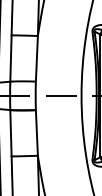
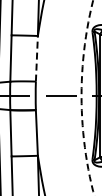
line: solid -> dashed (36, 58)
arc: solid -> dashed (81, 97)
